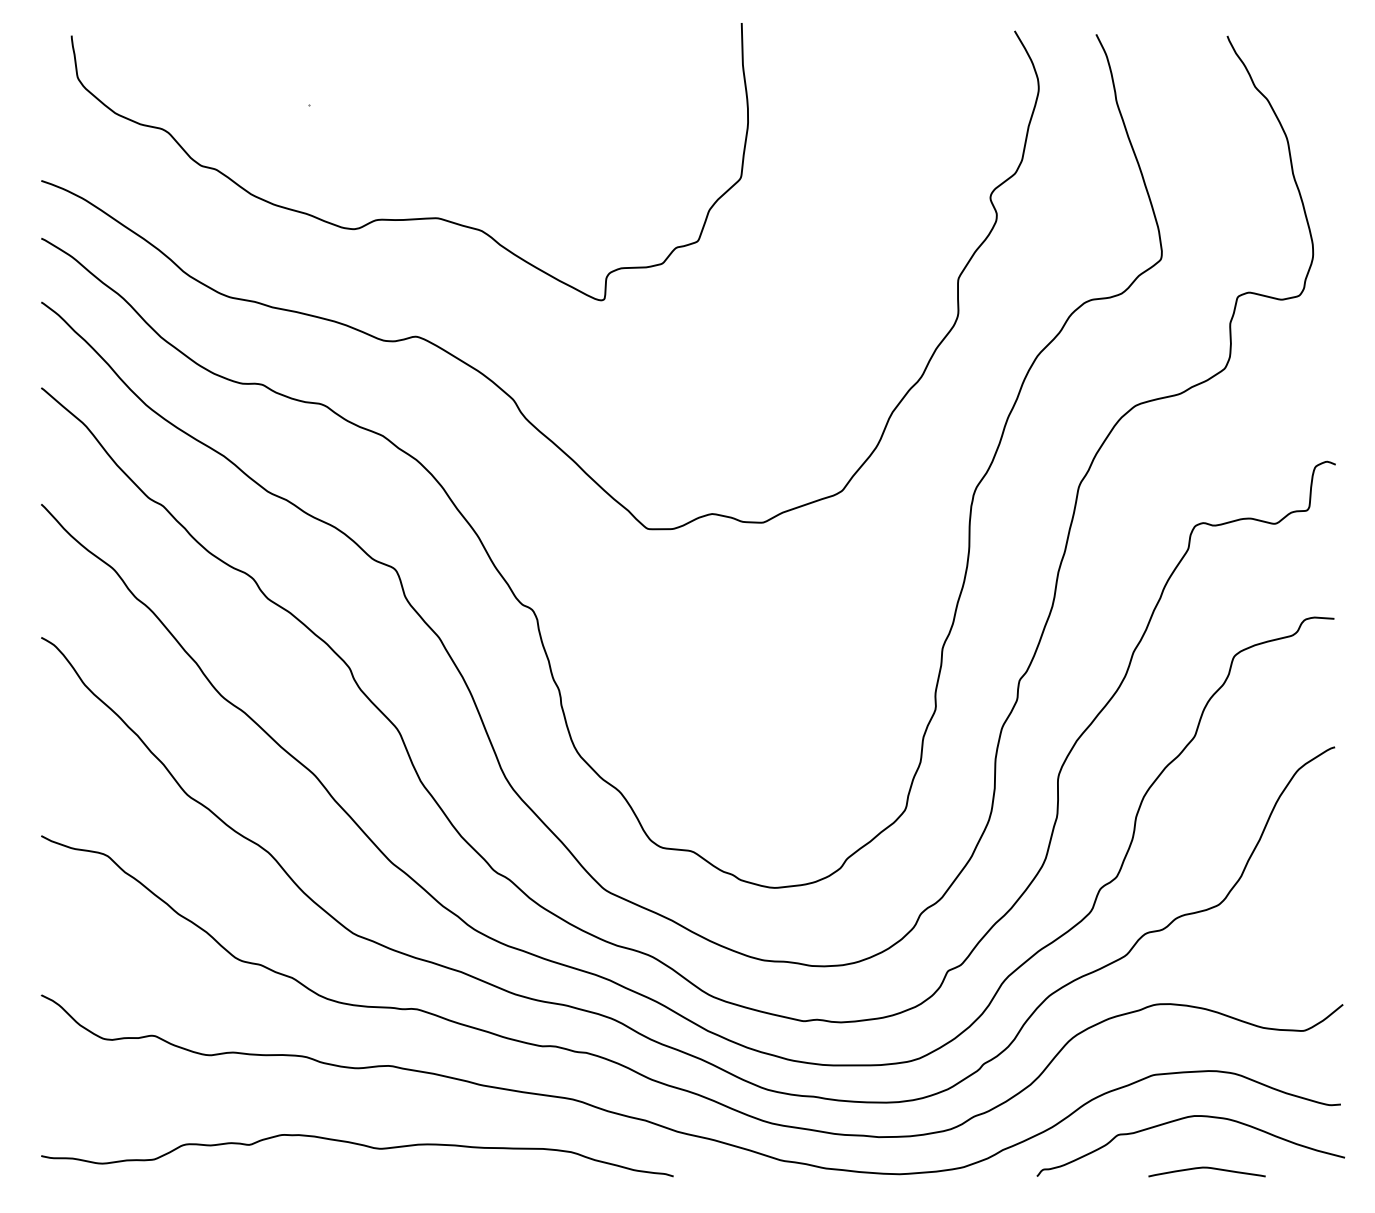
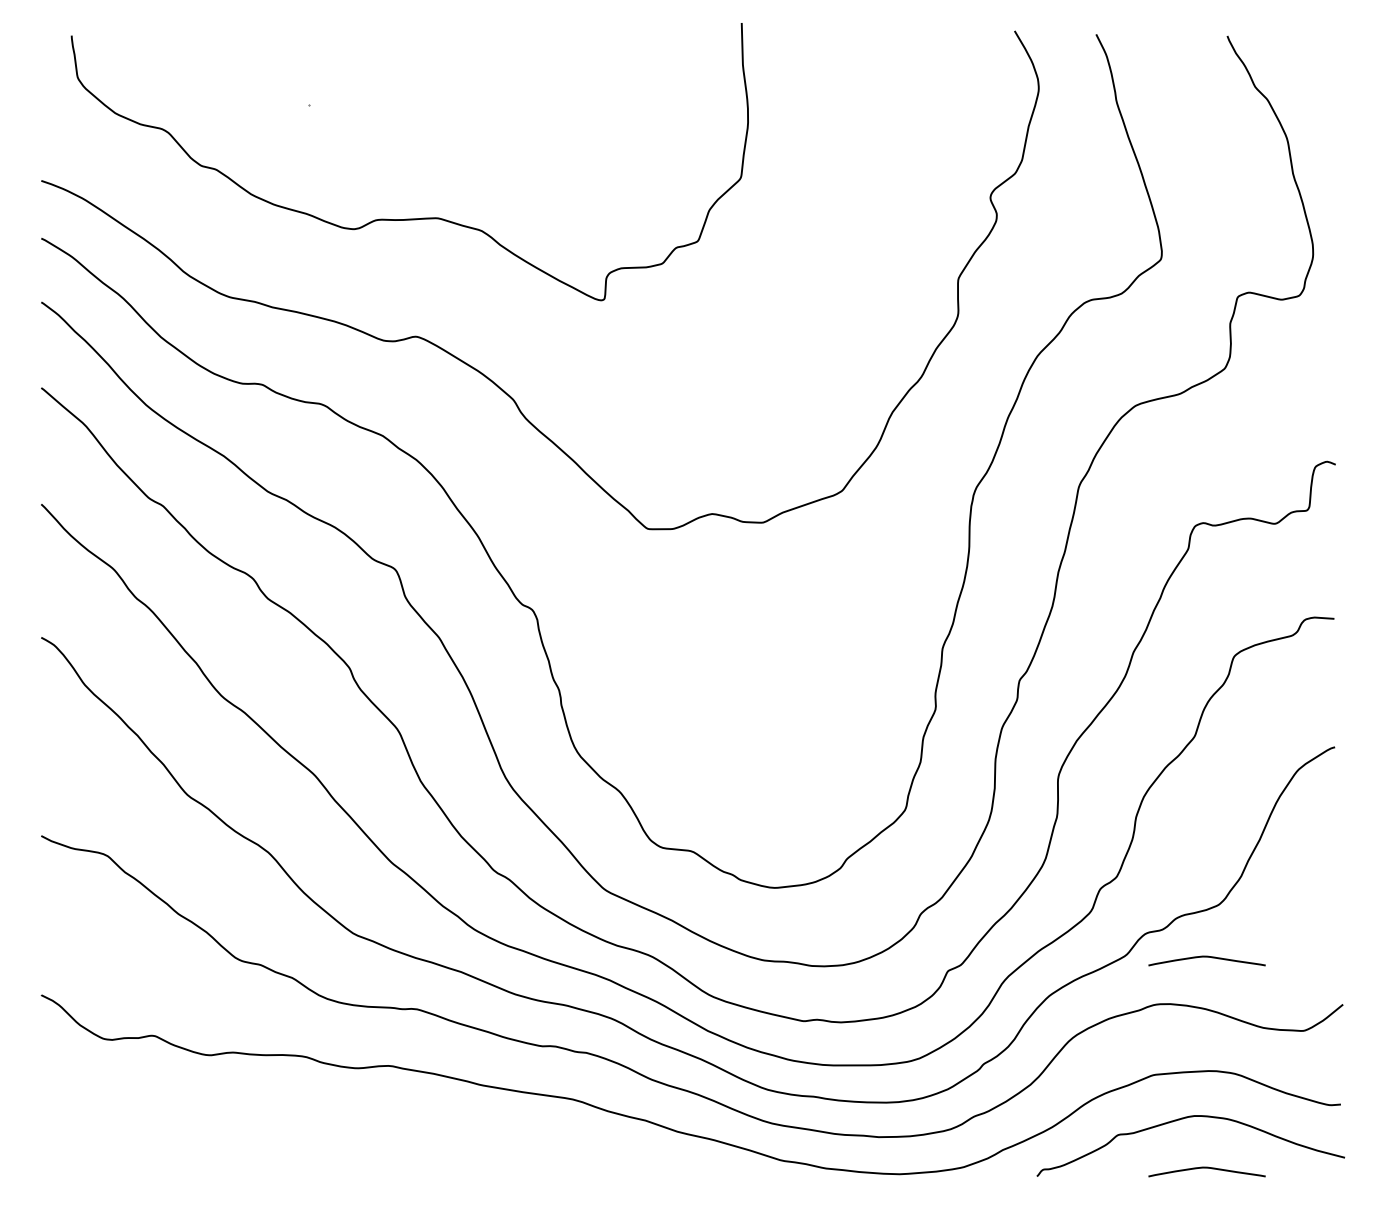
curve: none -> present (1206, 957)
curve: present -> none (358, 1145)
